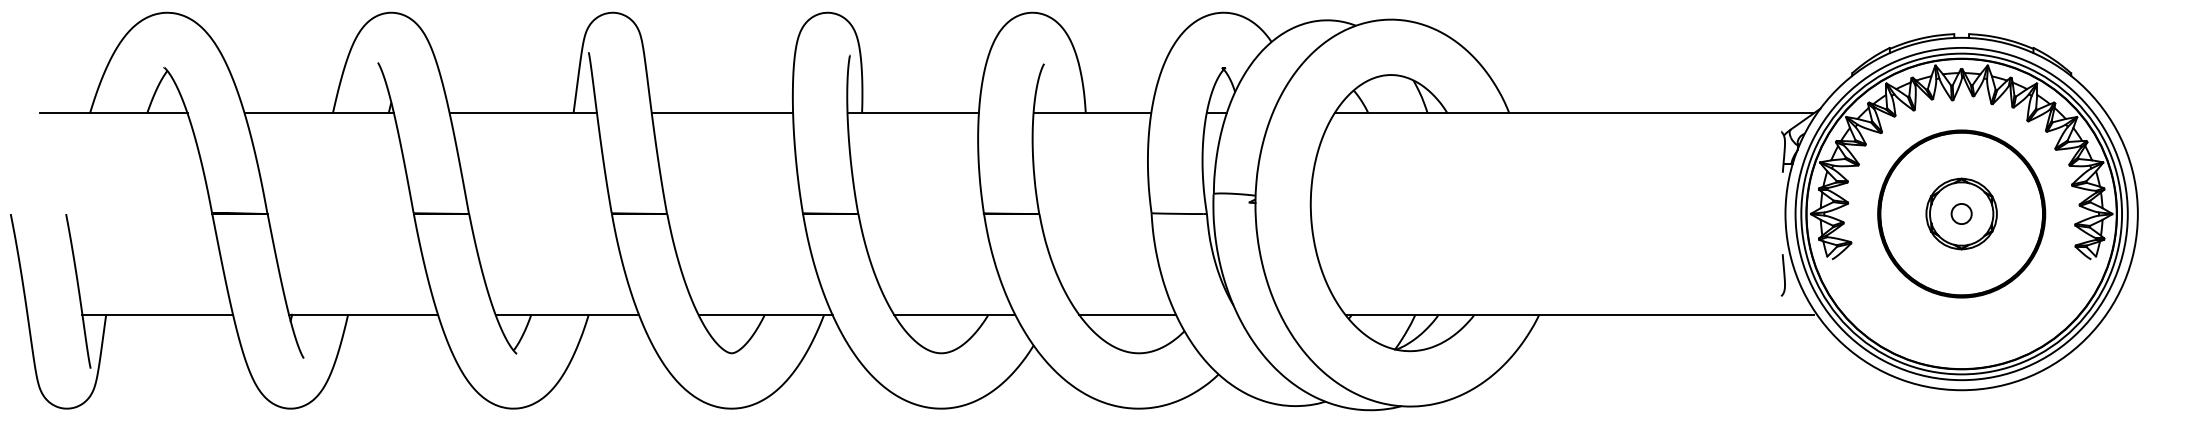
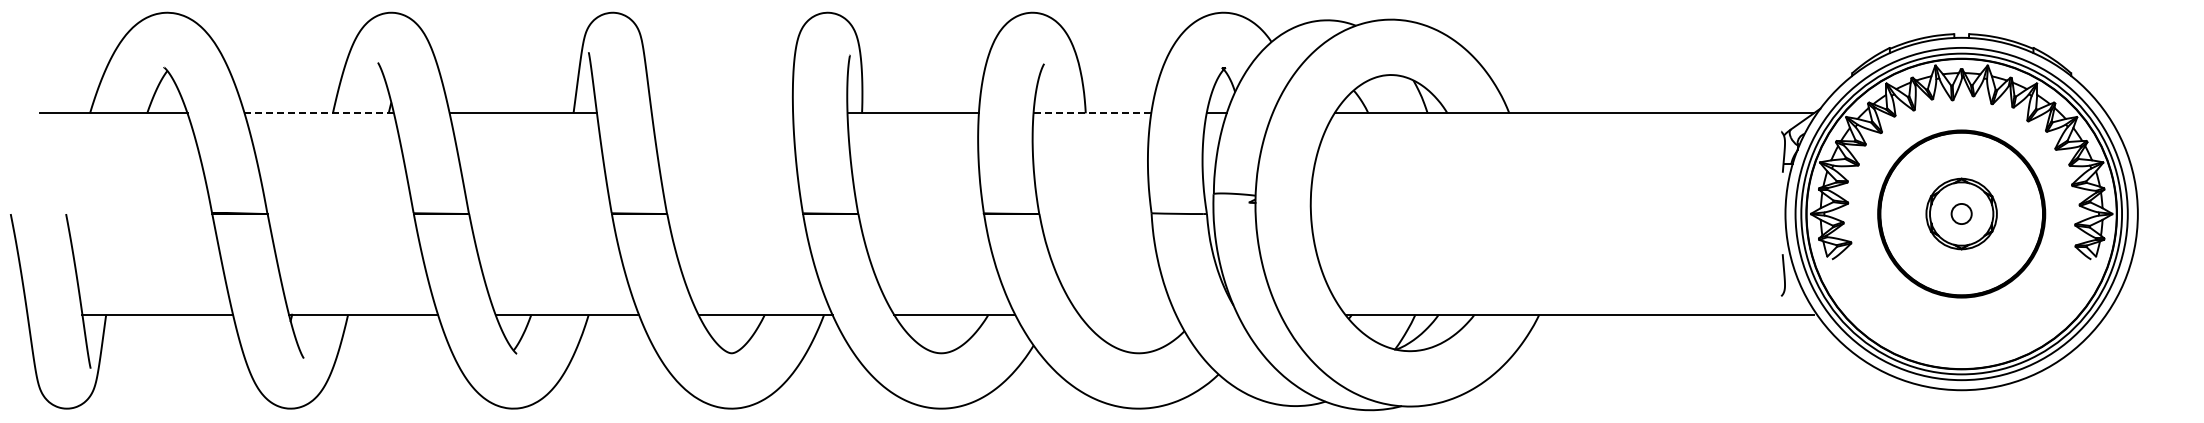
line: solid -> dashed (319, 113)
line: present -> none (722, 113)
line: solid -> dashed (1092, 113)
line: present -> none (1127, 314)
